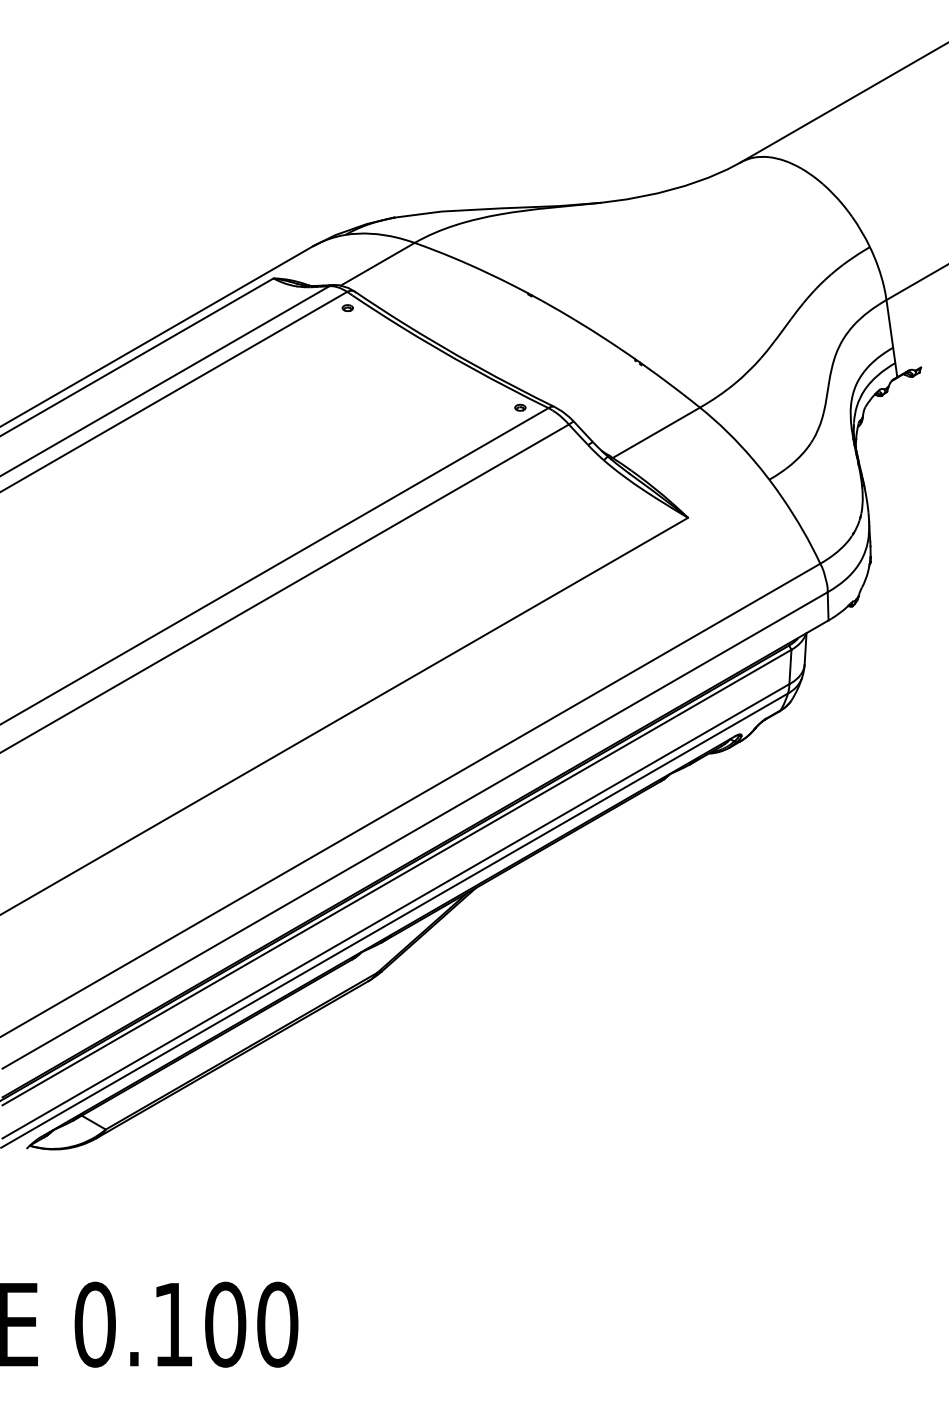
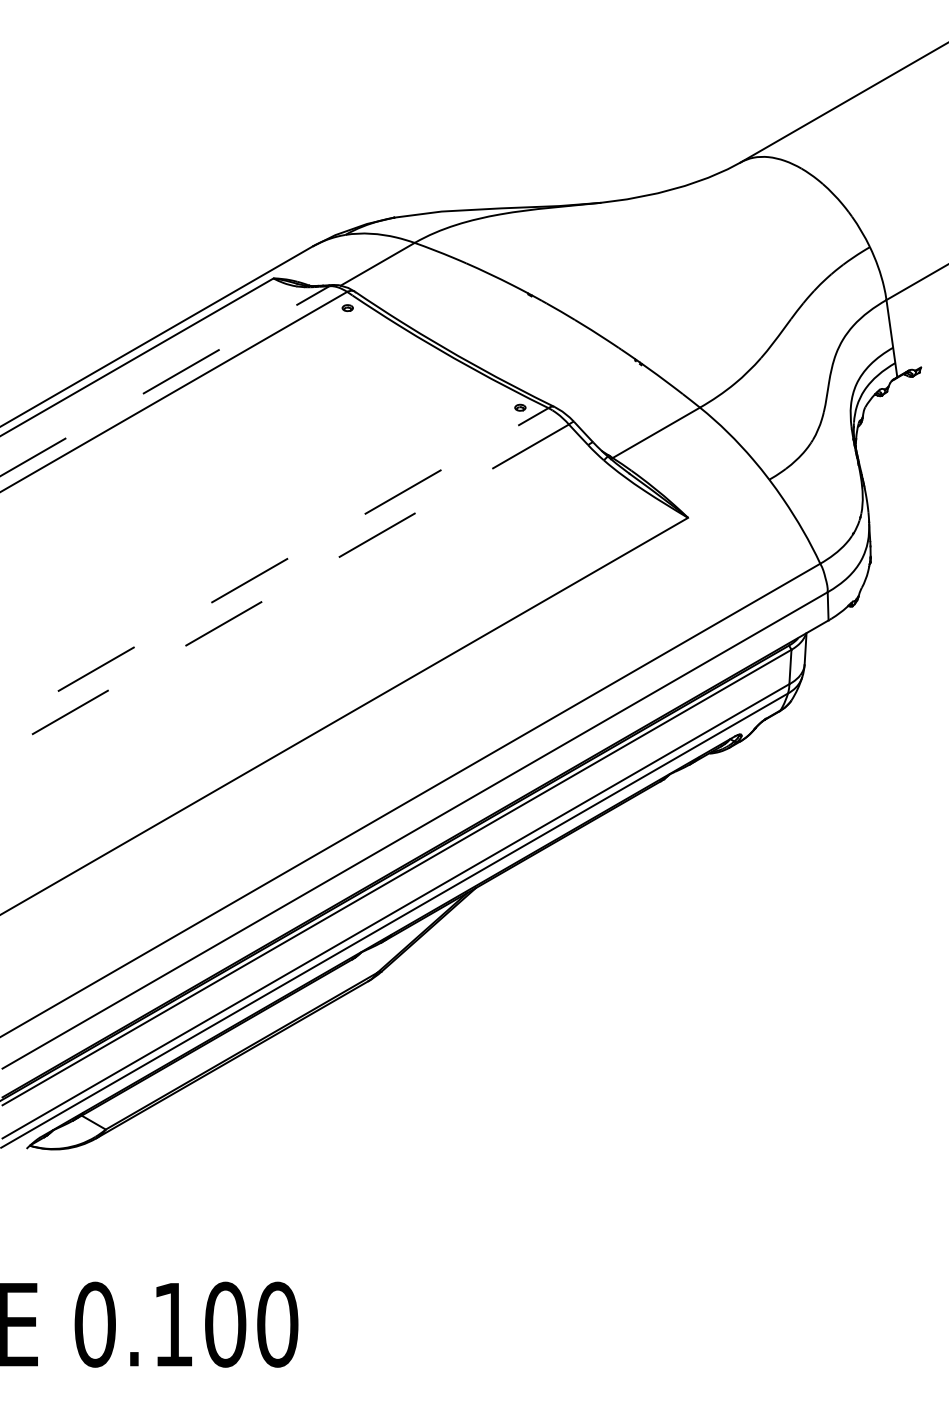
line: solid -> dashed (164, 381)
line: solid -> dashed (274, 566)
line: solid -> dashed (284, 588)
